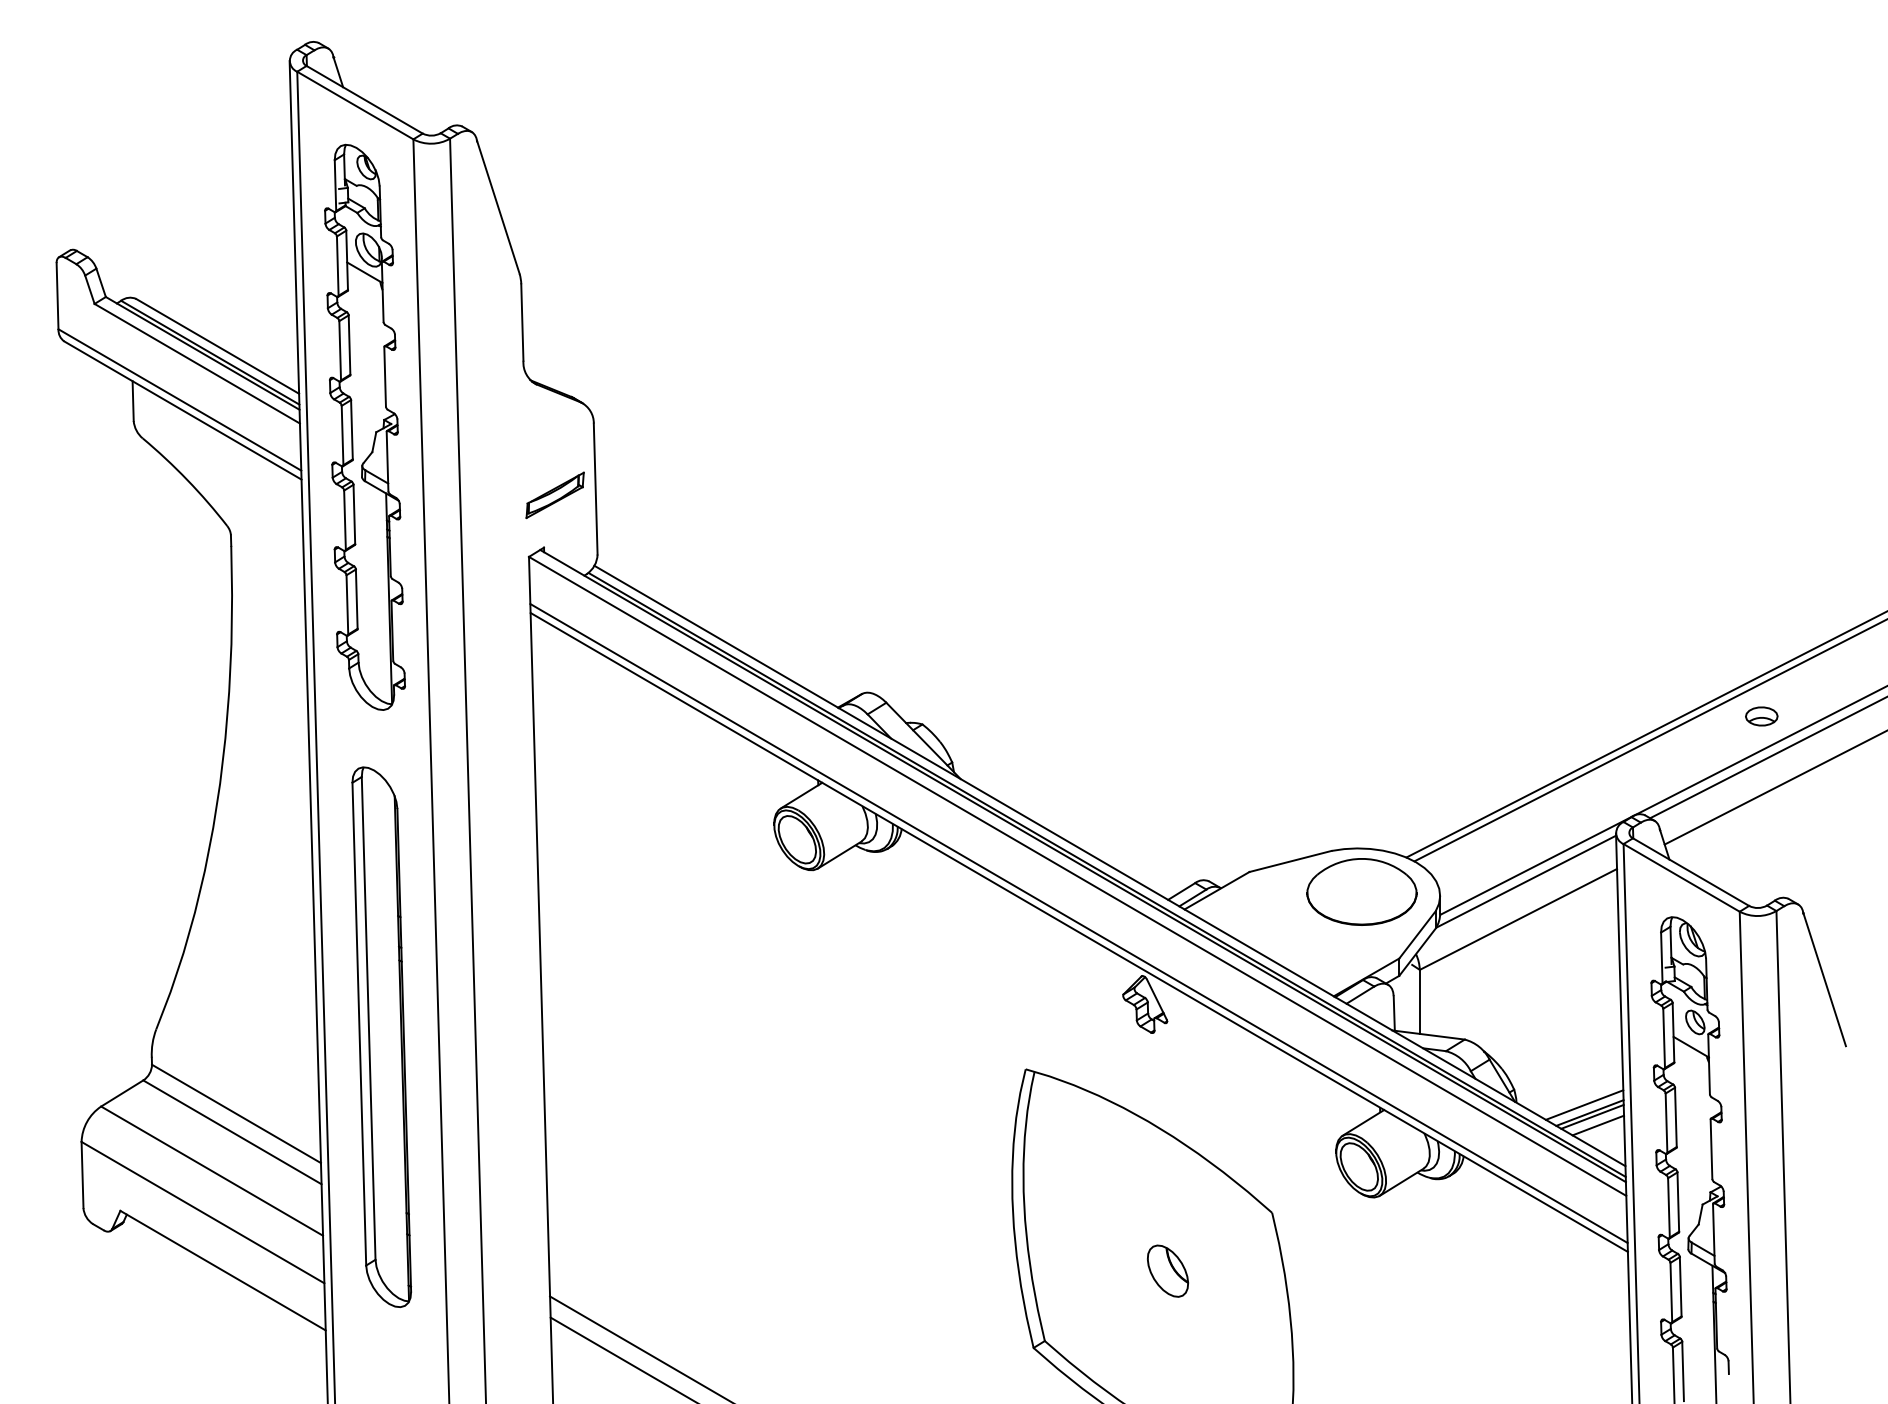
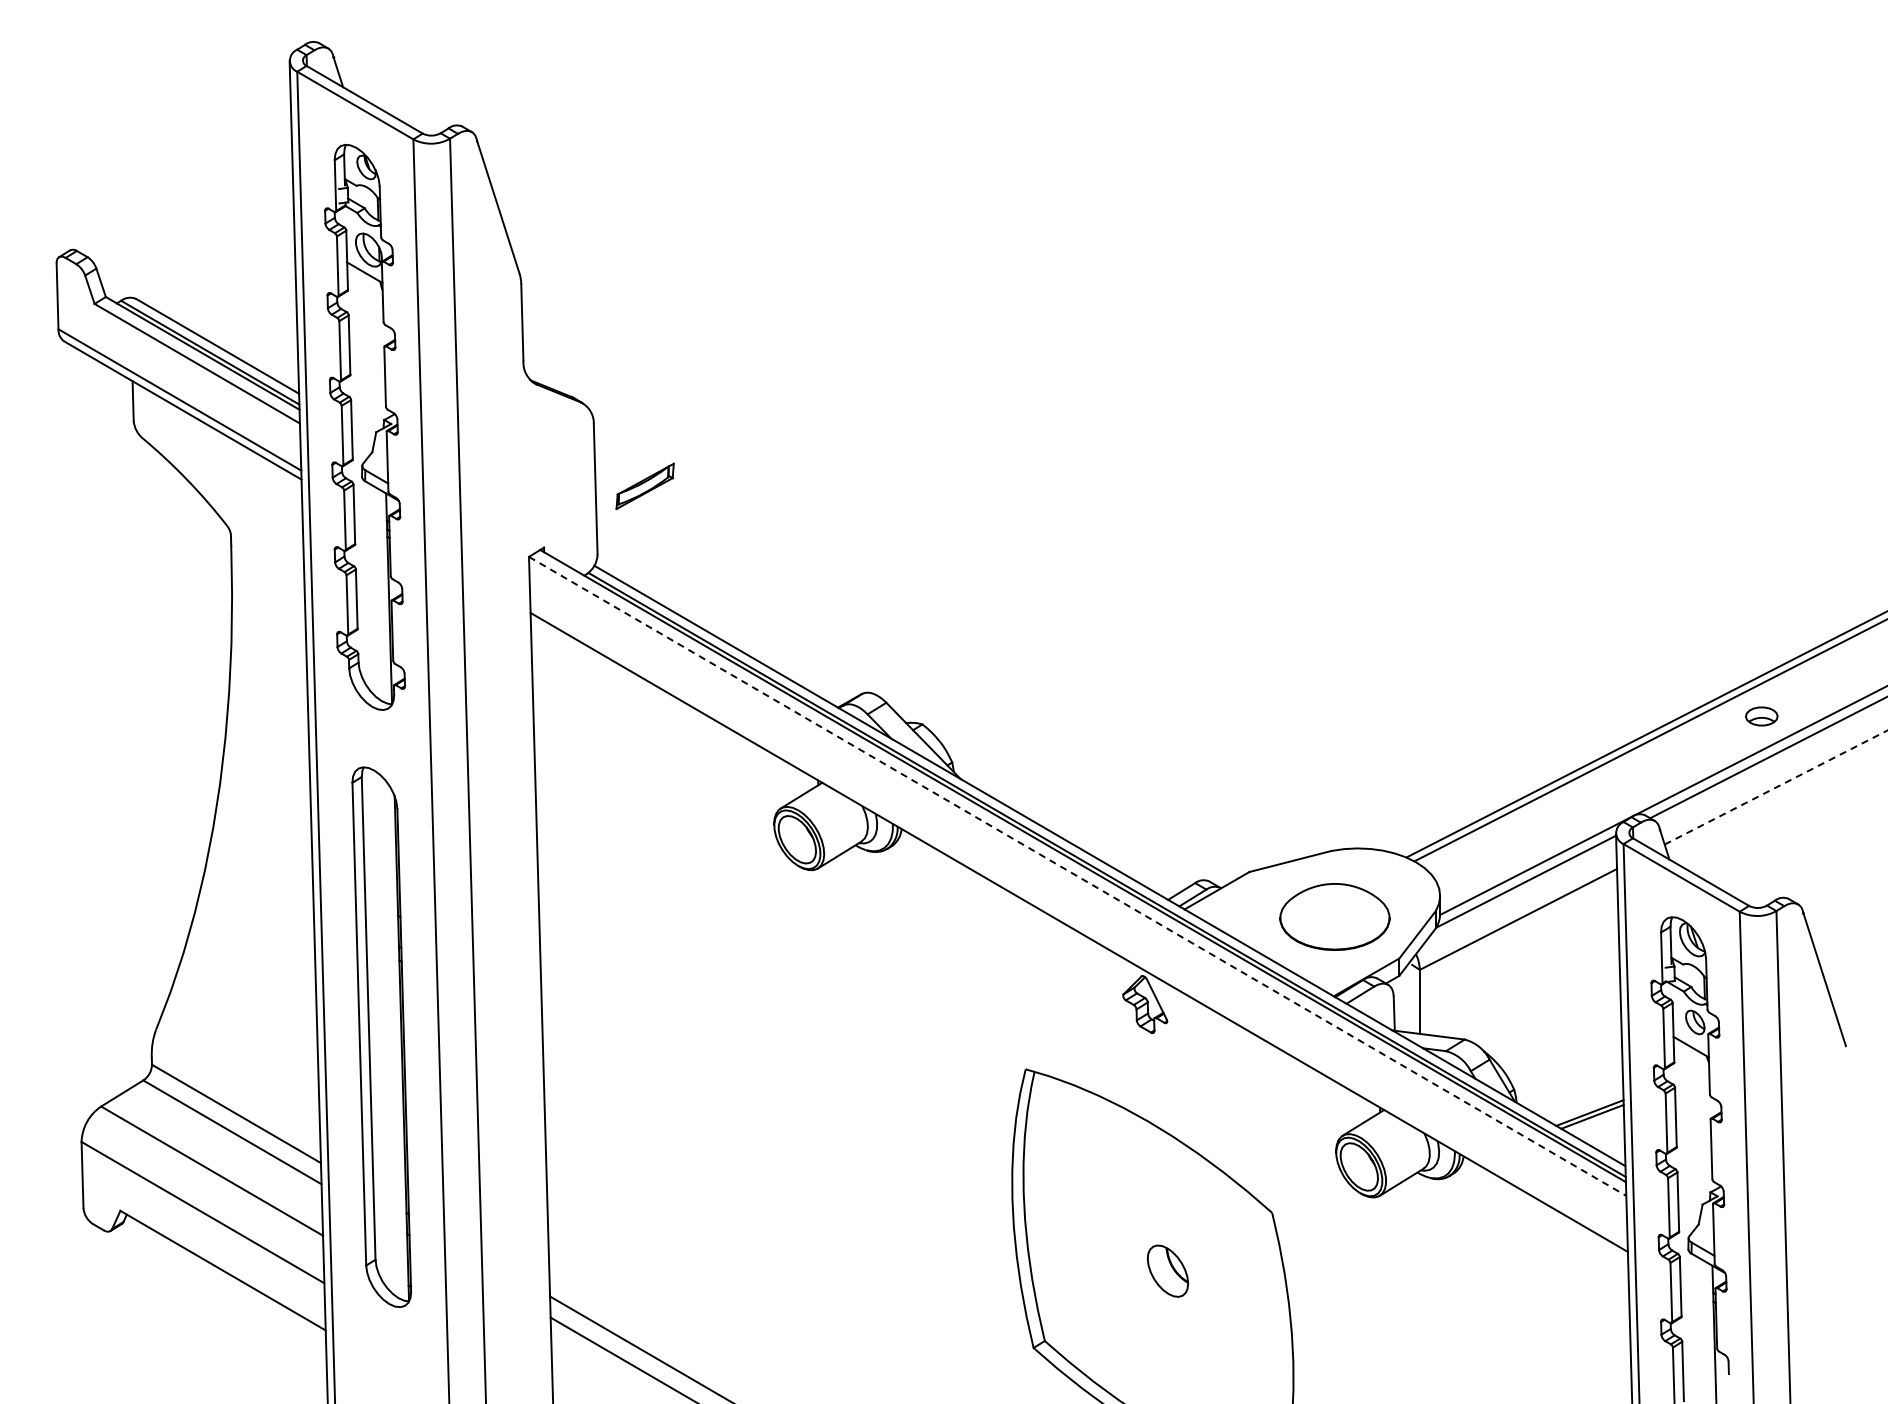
part position: (554, 495) -> (644, 486) (644, 486)
line: solid -> dashed (1775, 787)
line: solid -> dashed (1077, 876)
part position: (1361, 891) -> (1334, 916) (1334, 916)
line: present -> none (1078, 923)
line: present -> none (1584, 1104)
line: present -> none (1598, 1125)
